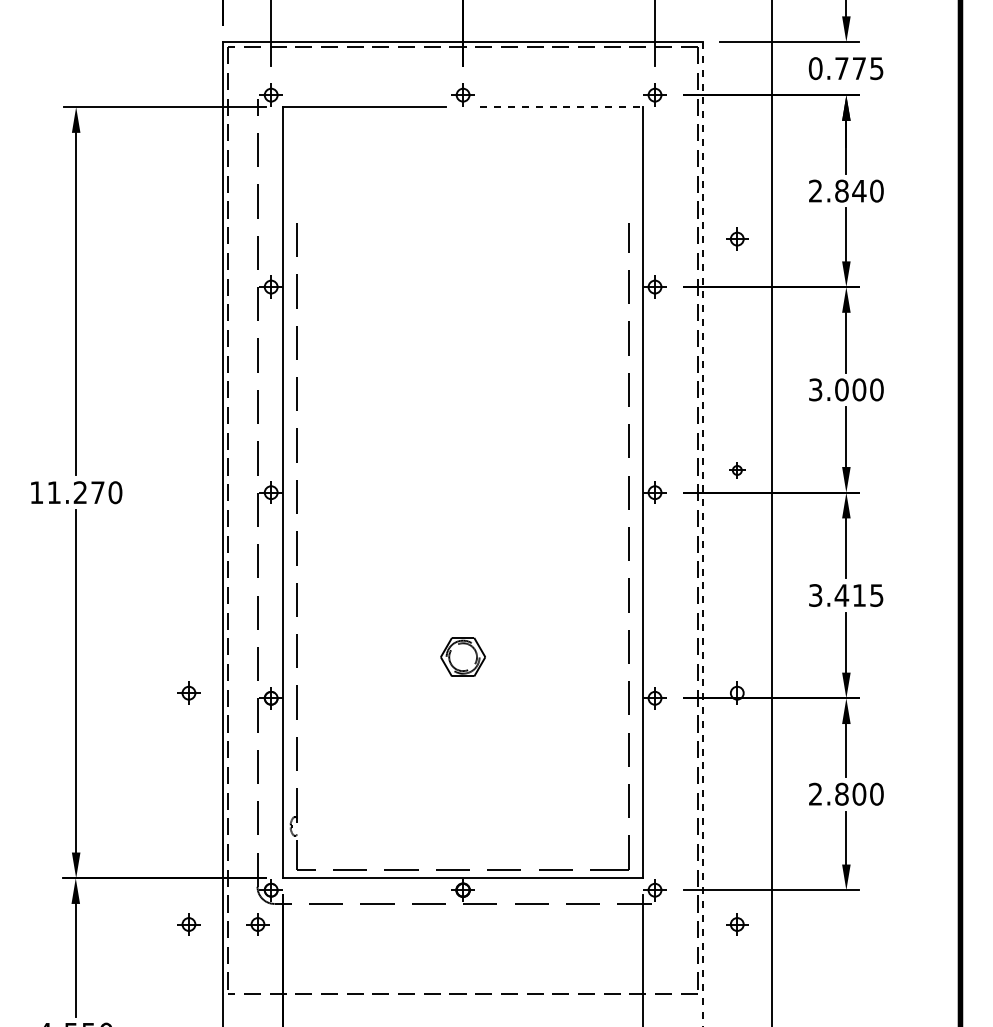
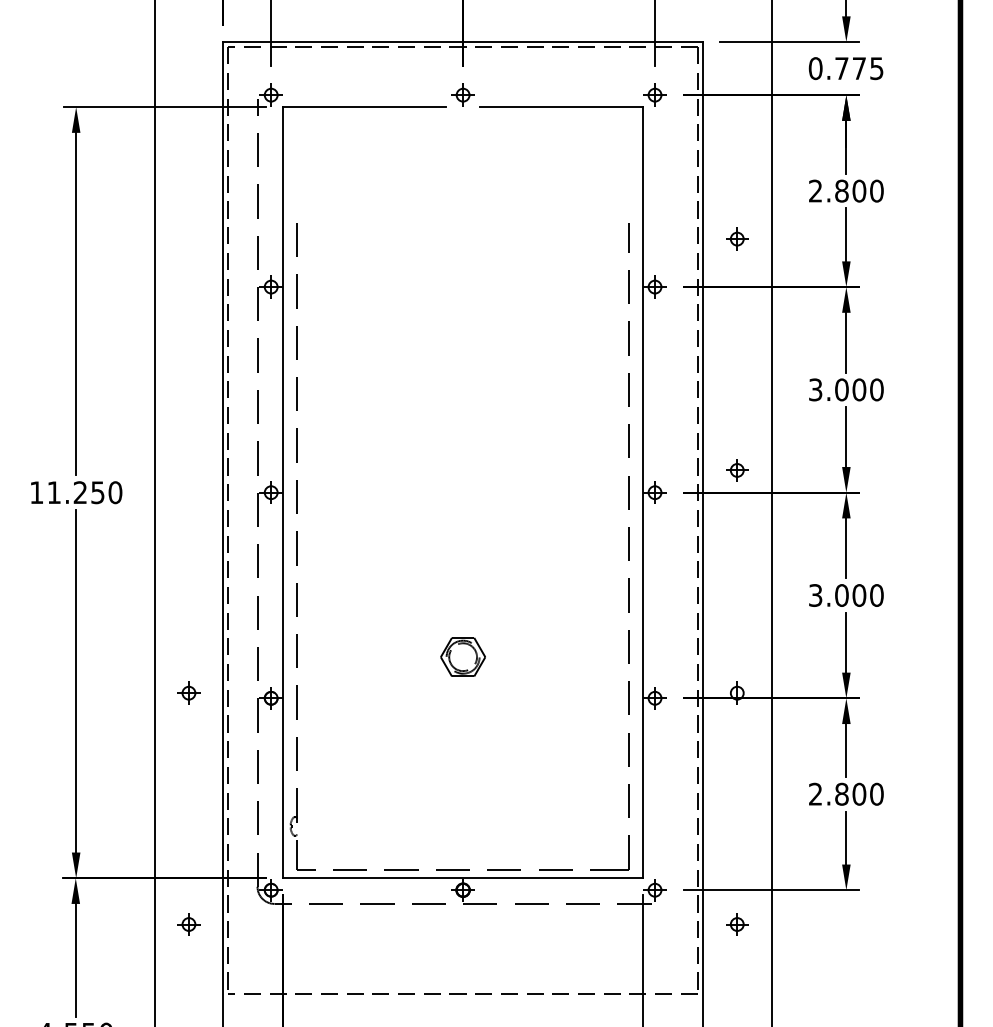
line: dashed -> solid (562, 107)
text: 2.840 -> 2.800 (859, 190)
part size: 17x17 px -> 23x23 px (737, 470)
text: 11.270 -> 11.250 (97, 492)
line: none -> present (154, 512)
line: dashed -> solid (703, 534)
text: 3.415 -> 3.000 (858, 595)
part: present -> none (257, 924)
